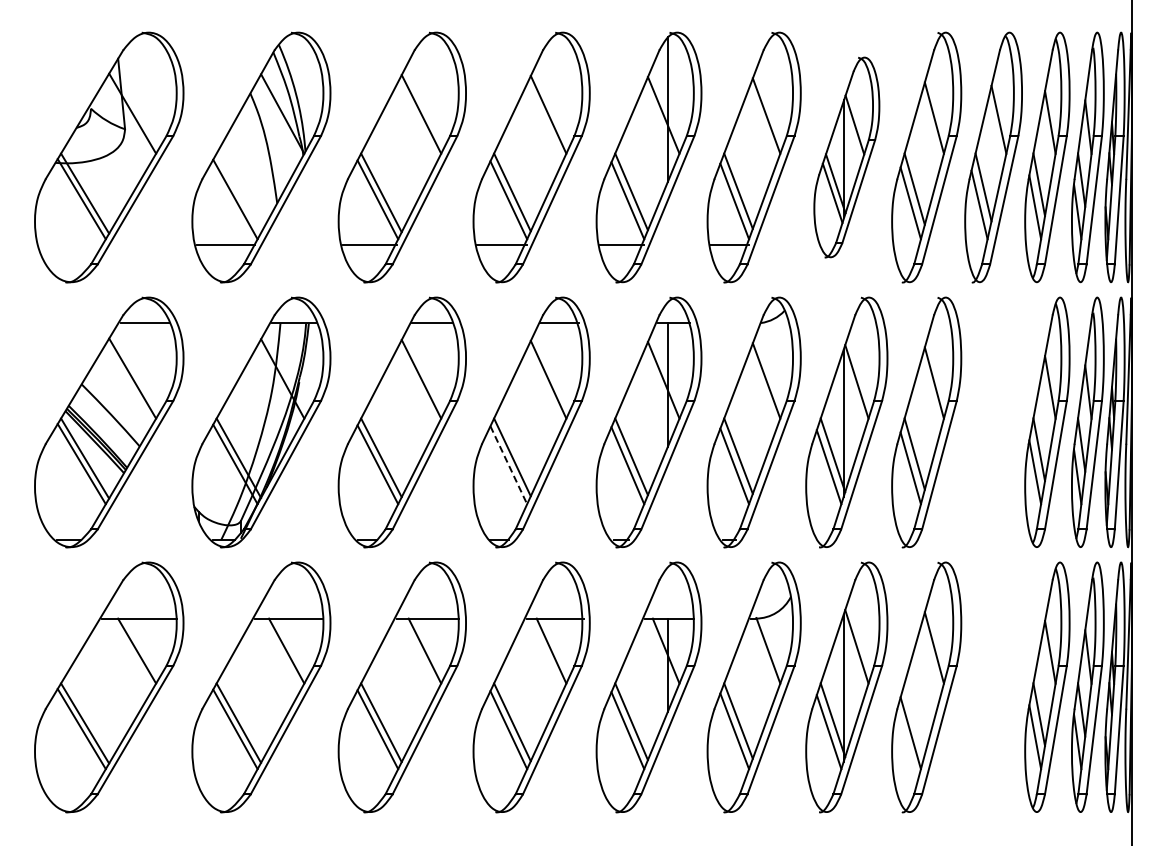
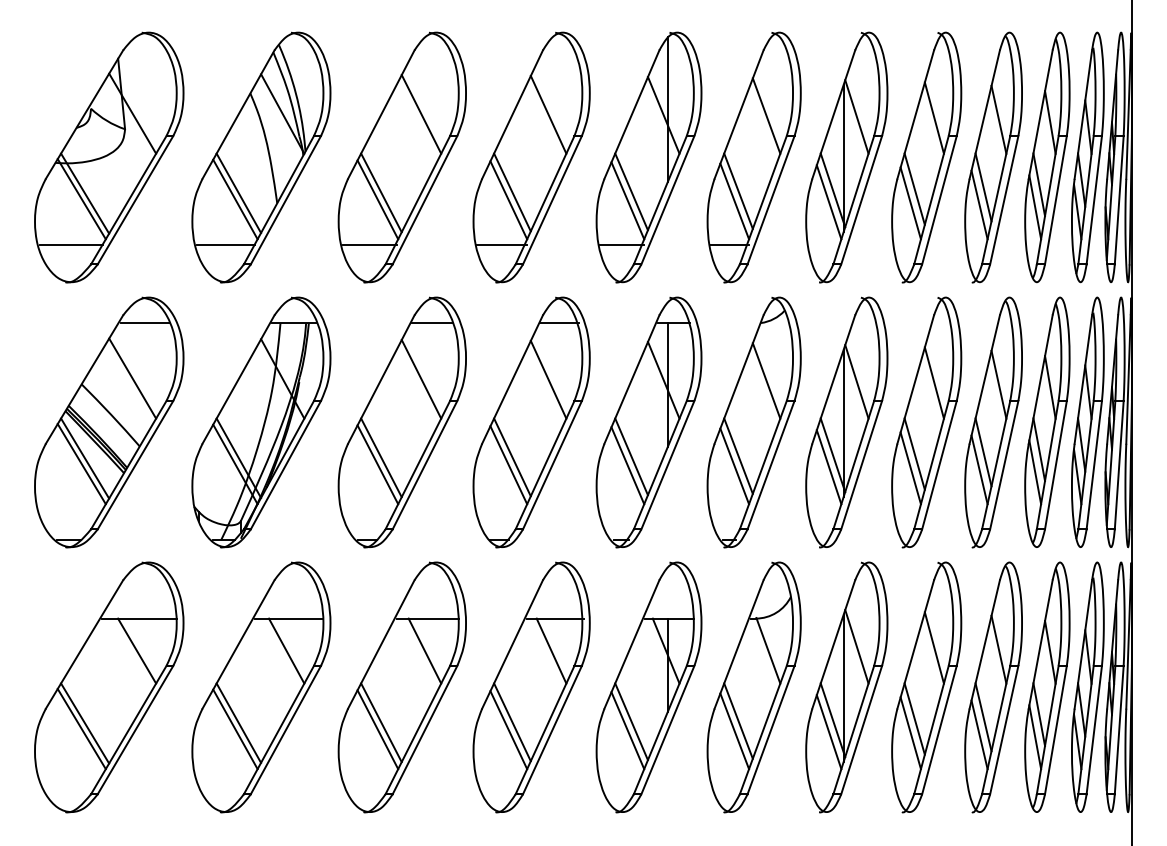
part size: 68x203 px -> 84x253 px (846, 157)
line: none -> present (238, 193)
line: none -> present (71, 244)
part: none -> present (993, 422)
line: dashed -> solid (509, 465)
part: none -> present (993, 687)
line: none -> present (914, 718)
